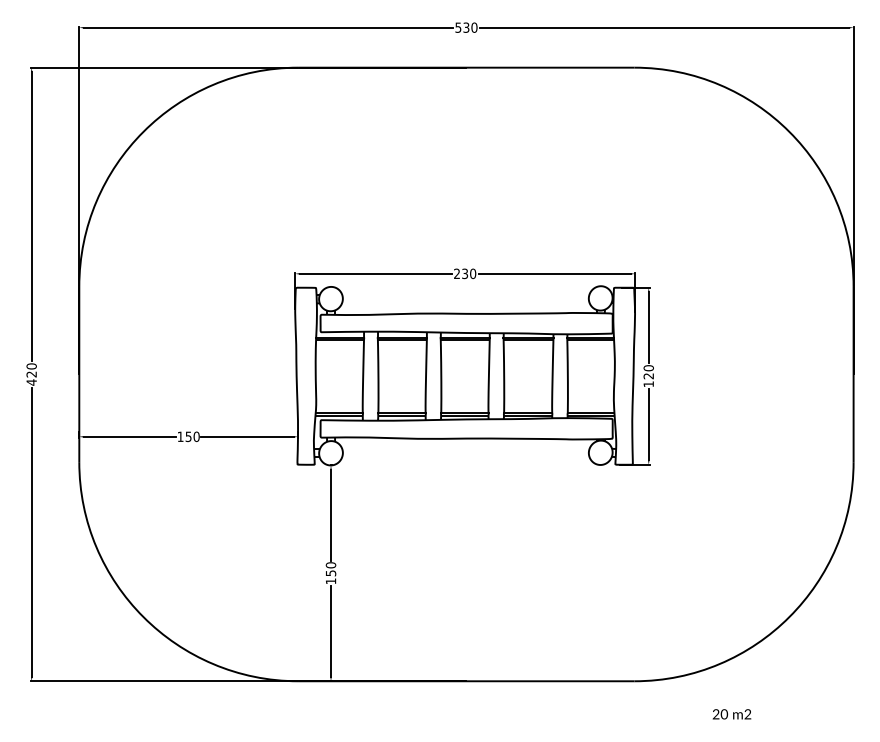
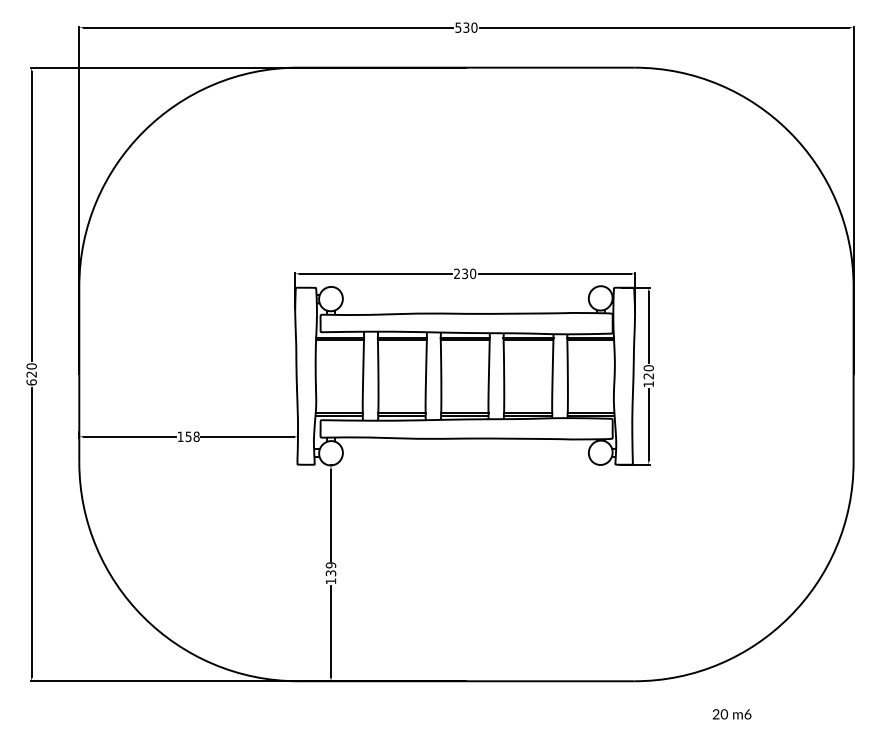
text: 420 -> 620 (31, 382)
text: 150 -> 158 (196, 436)
text: 150 -> 139 (330, 569)
text: m2 -> m6 (747, 714)
